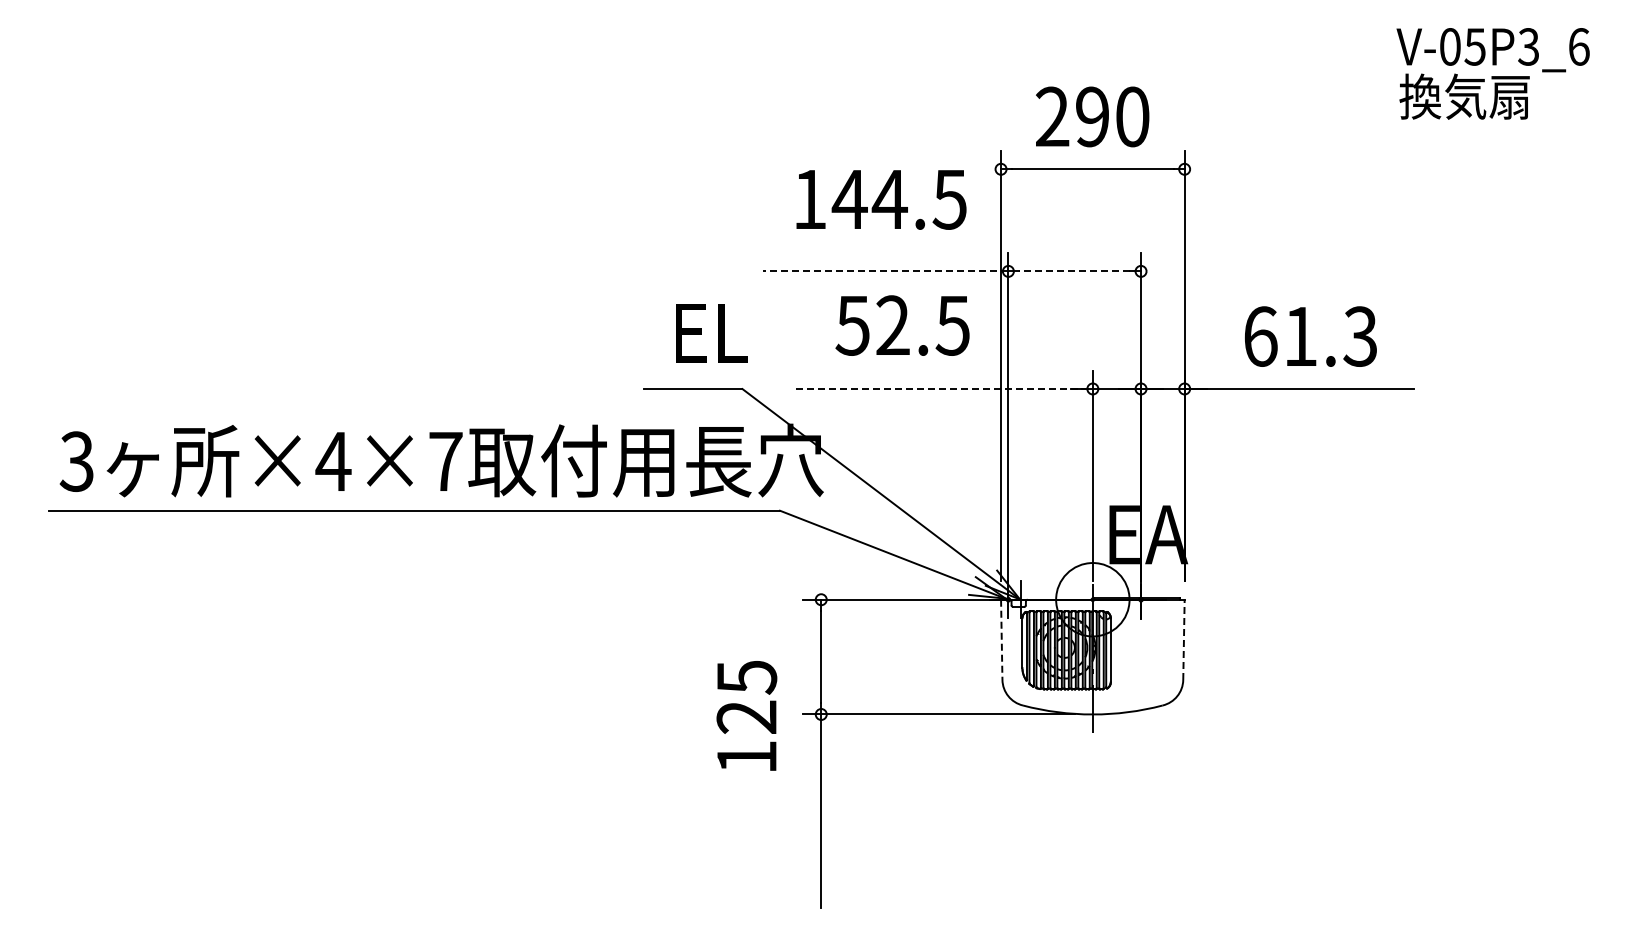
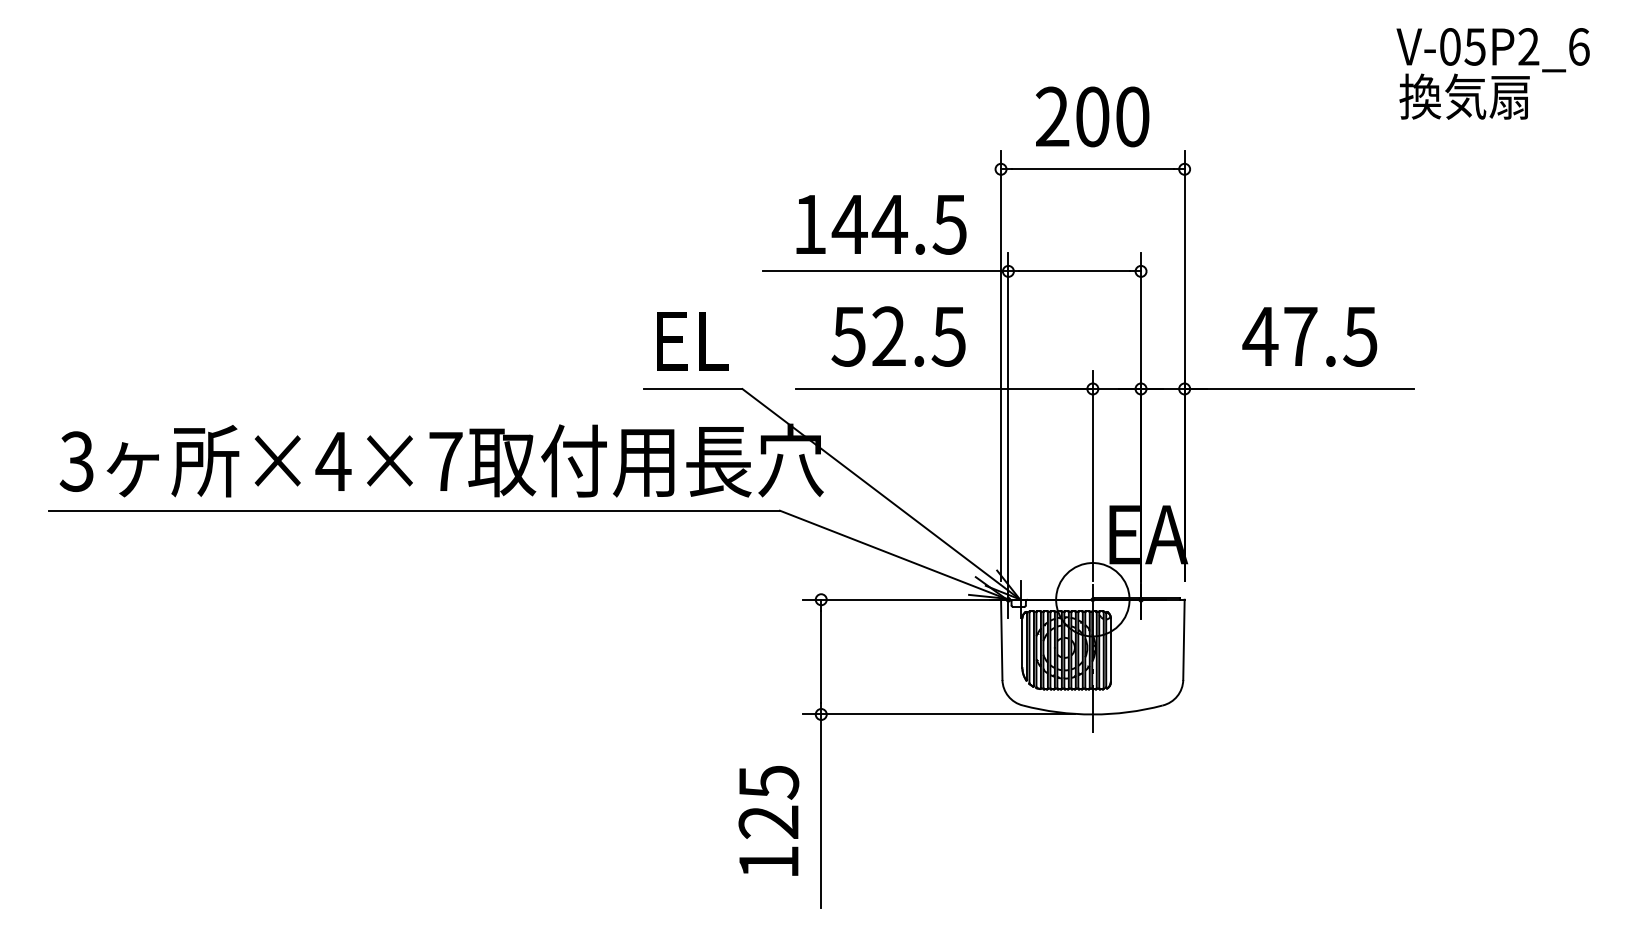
text: V-05P3_6 -> V-05P2_6 (1528, 46)
text: 290 -> 200 (1092, 116)
text position: (881, 199) -> (881, 224) (881, 224)
line: dashed -> solid (885, 271)
line: dashed -> solid (1074, 271)
text position: (902, 325) -> (898, 336) (898, 336)
text position: (711, 333) -> (692, 341) (692, 341)
text: 61.3 -> 47.5 (1309, 336)
line: dashed -> solid (944, 388)
line: dashed -> solid (1183, 639)
line: dashed -> solid (1001, 640)
text position: (746, 715) -> (768, 820) (768, 820)
